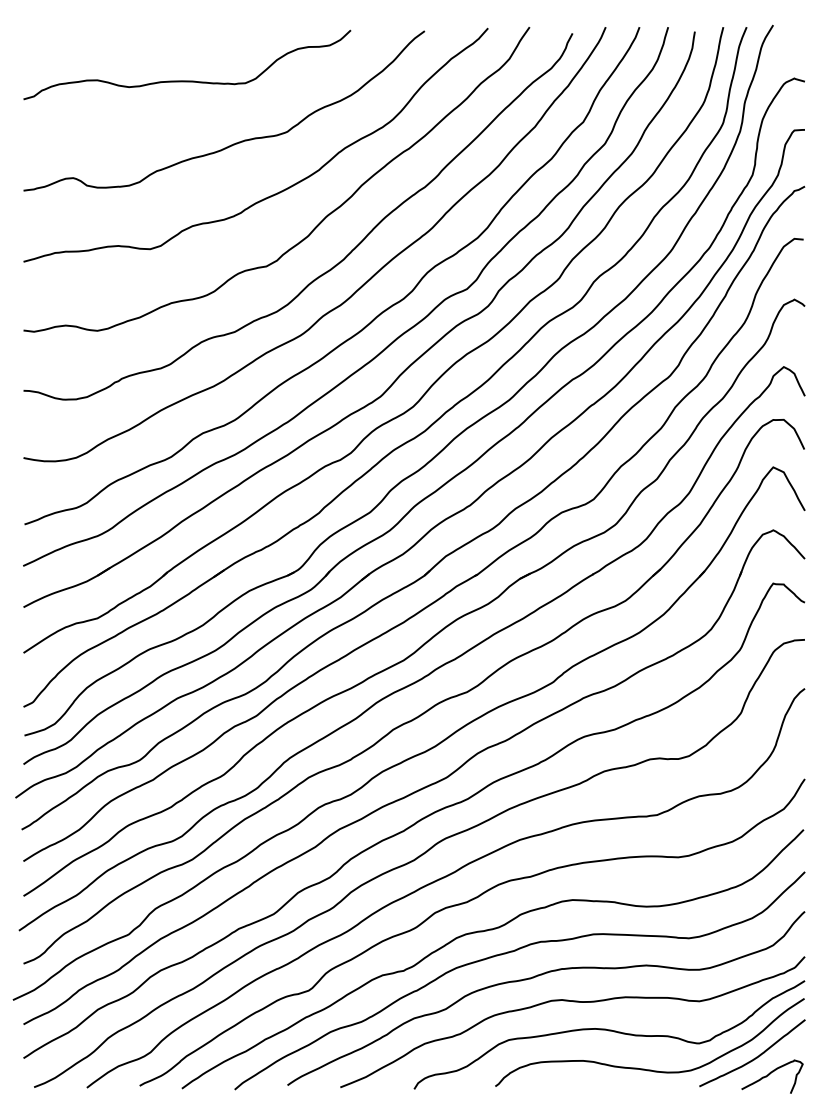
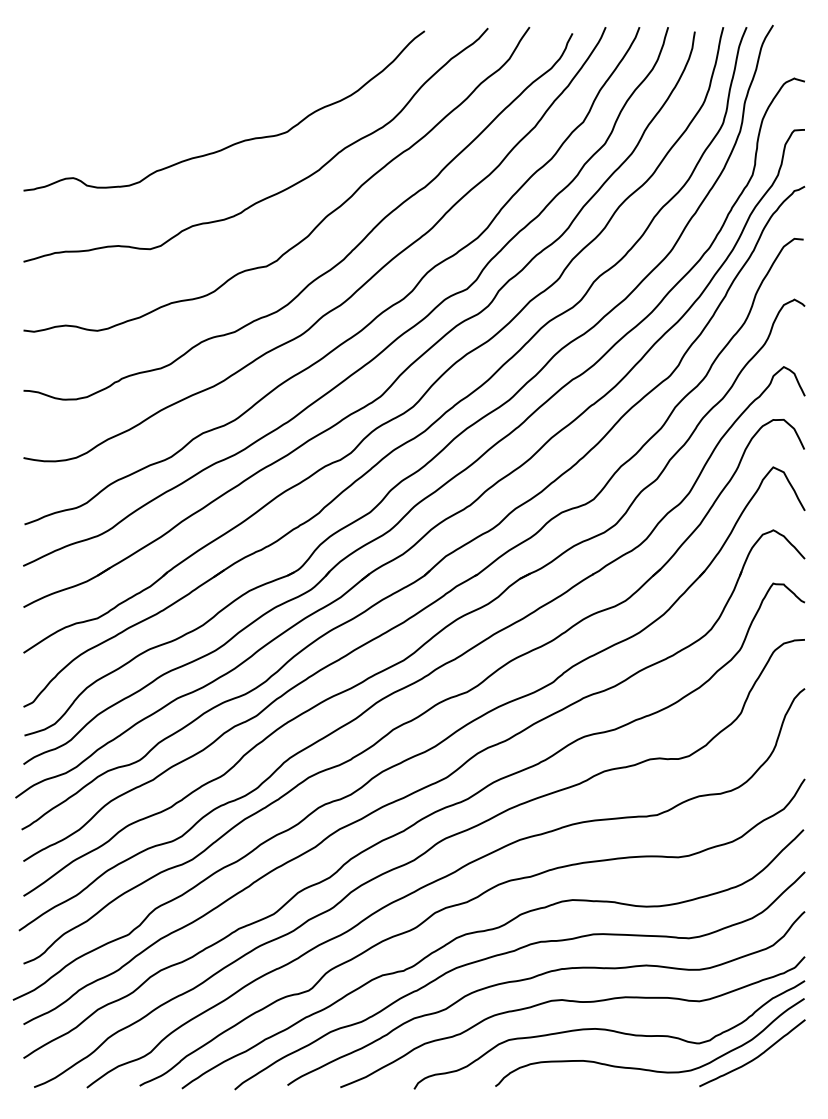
curve: present -> none (187, 80)
curve: present -> none (770, 1074)
